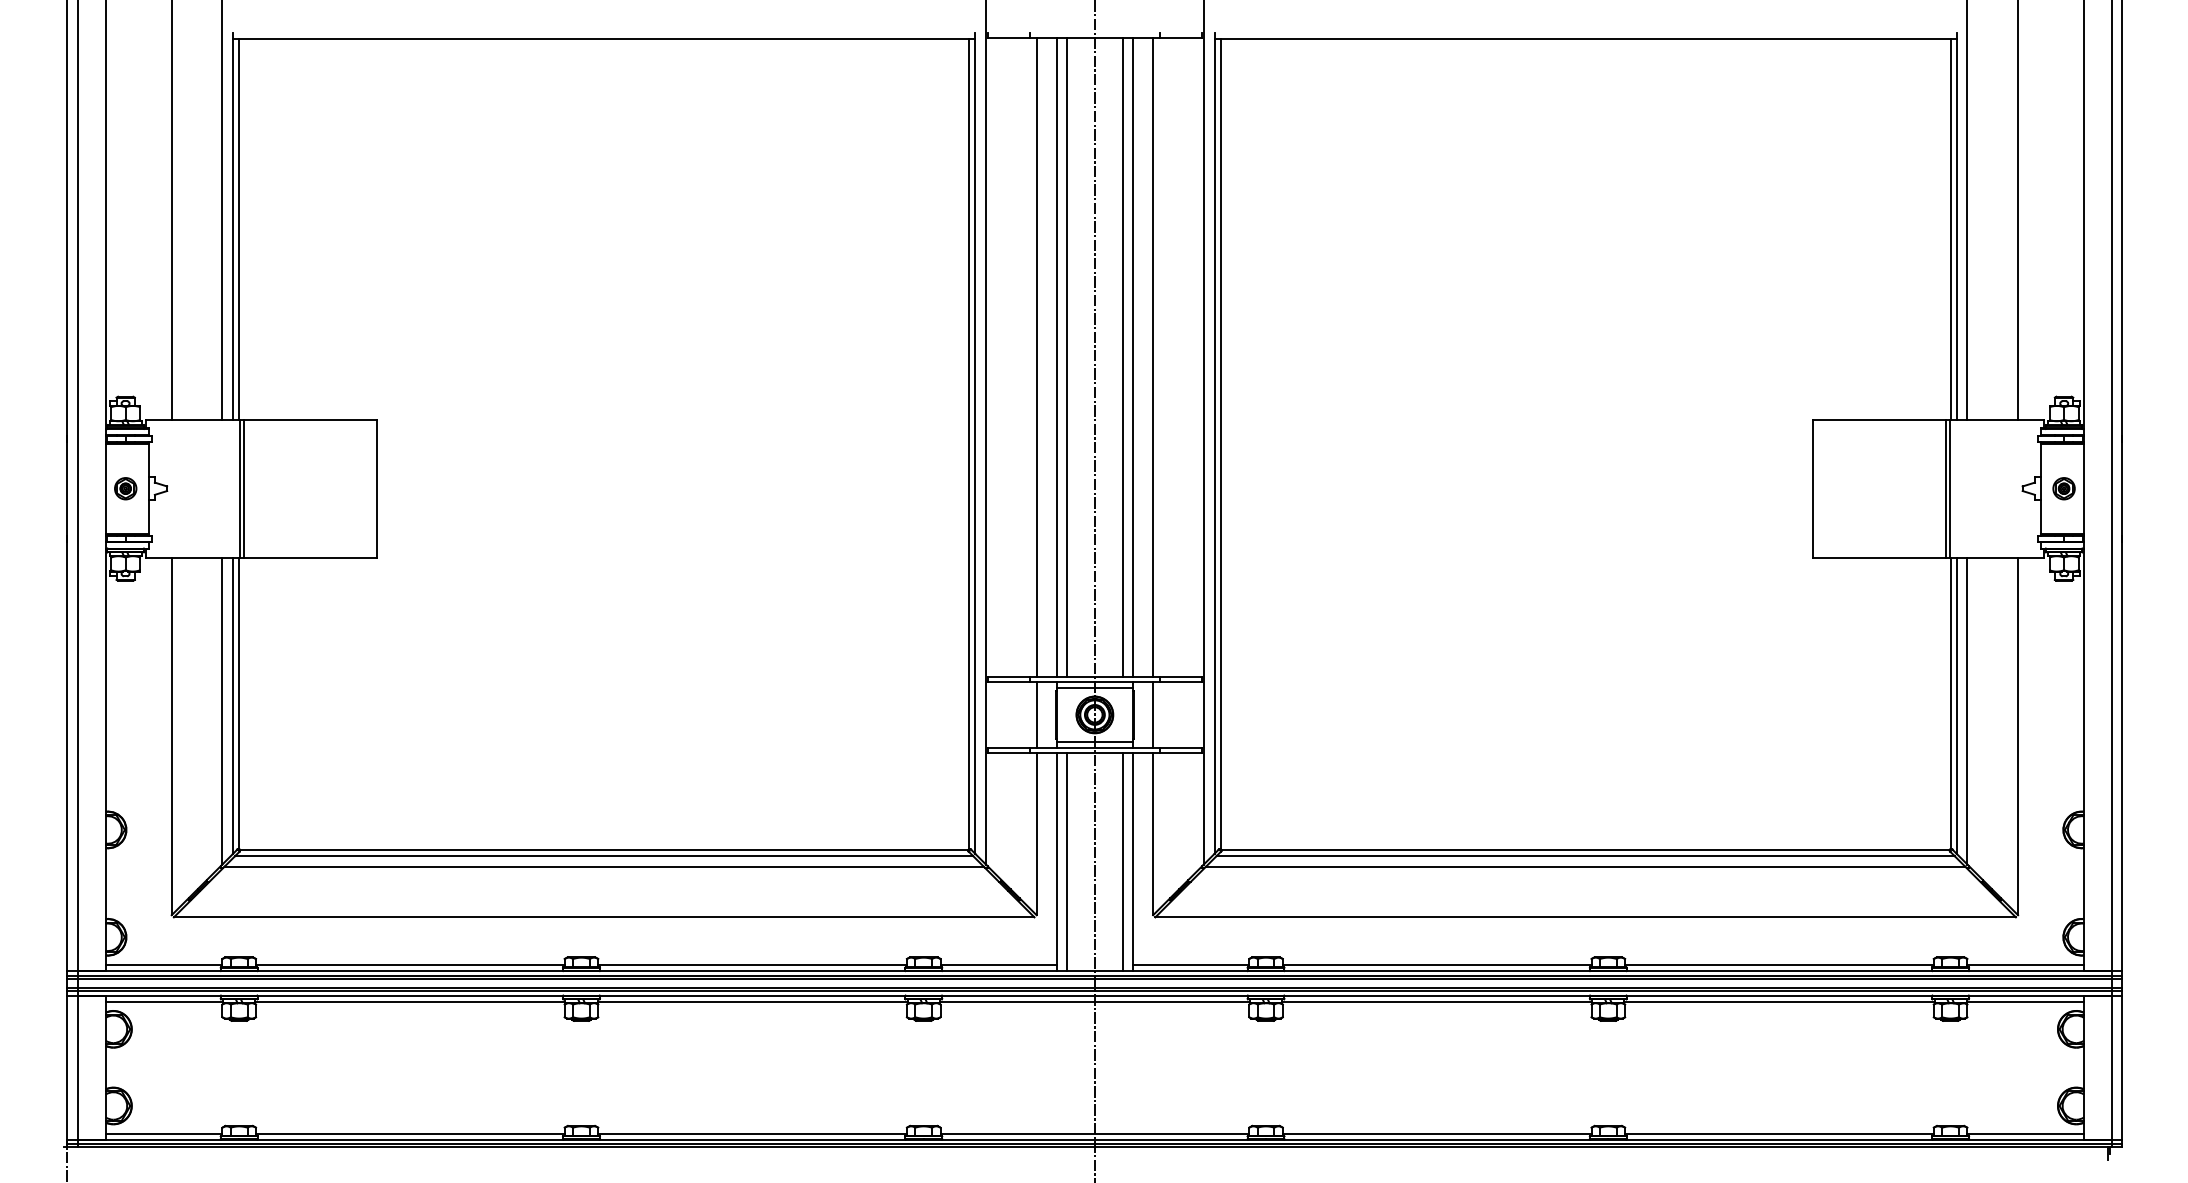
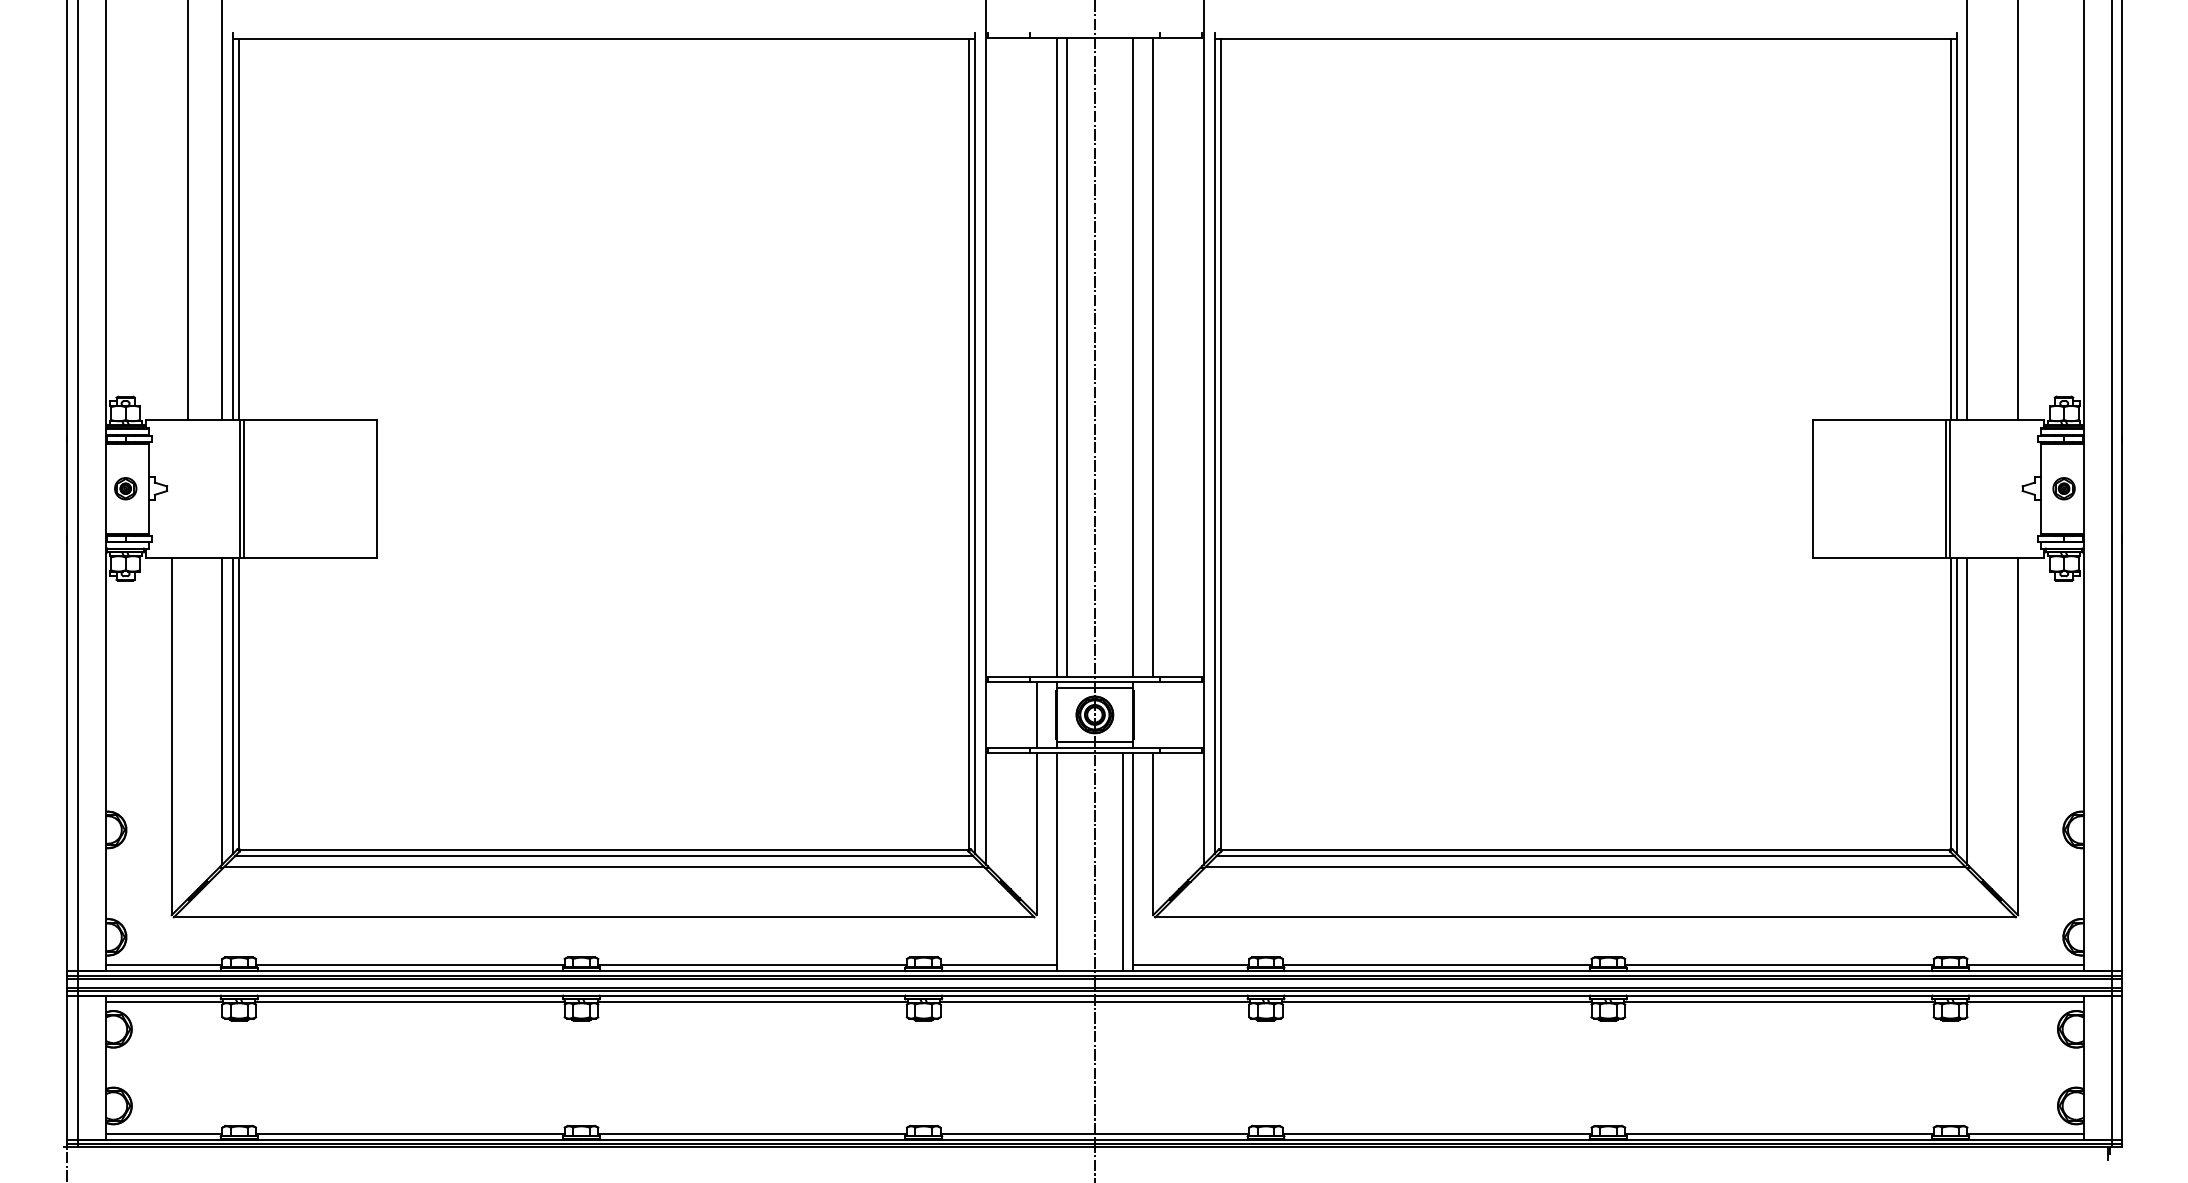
line position: (171, 210) -> (187, 210) (187, 210)
line: present -> none (1036, 357)
line: present -> none (1122, 357)
line: present -> none (1153, 714)
line: present -> none (1067, 861)
